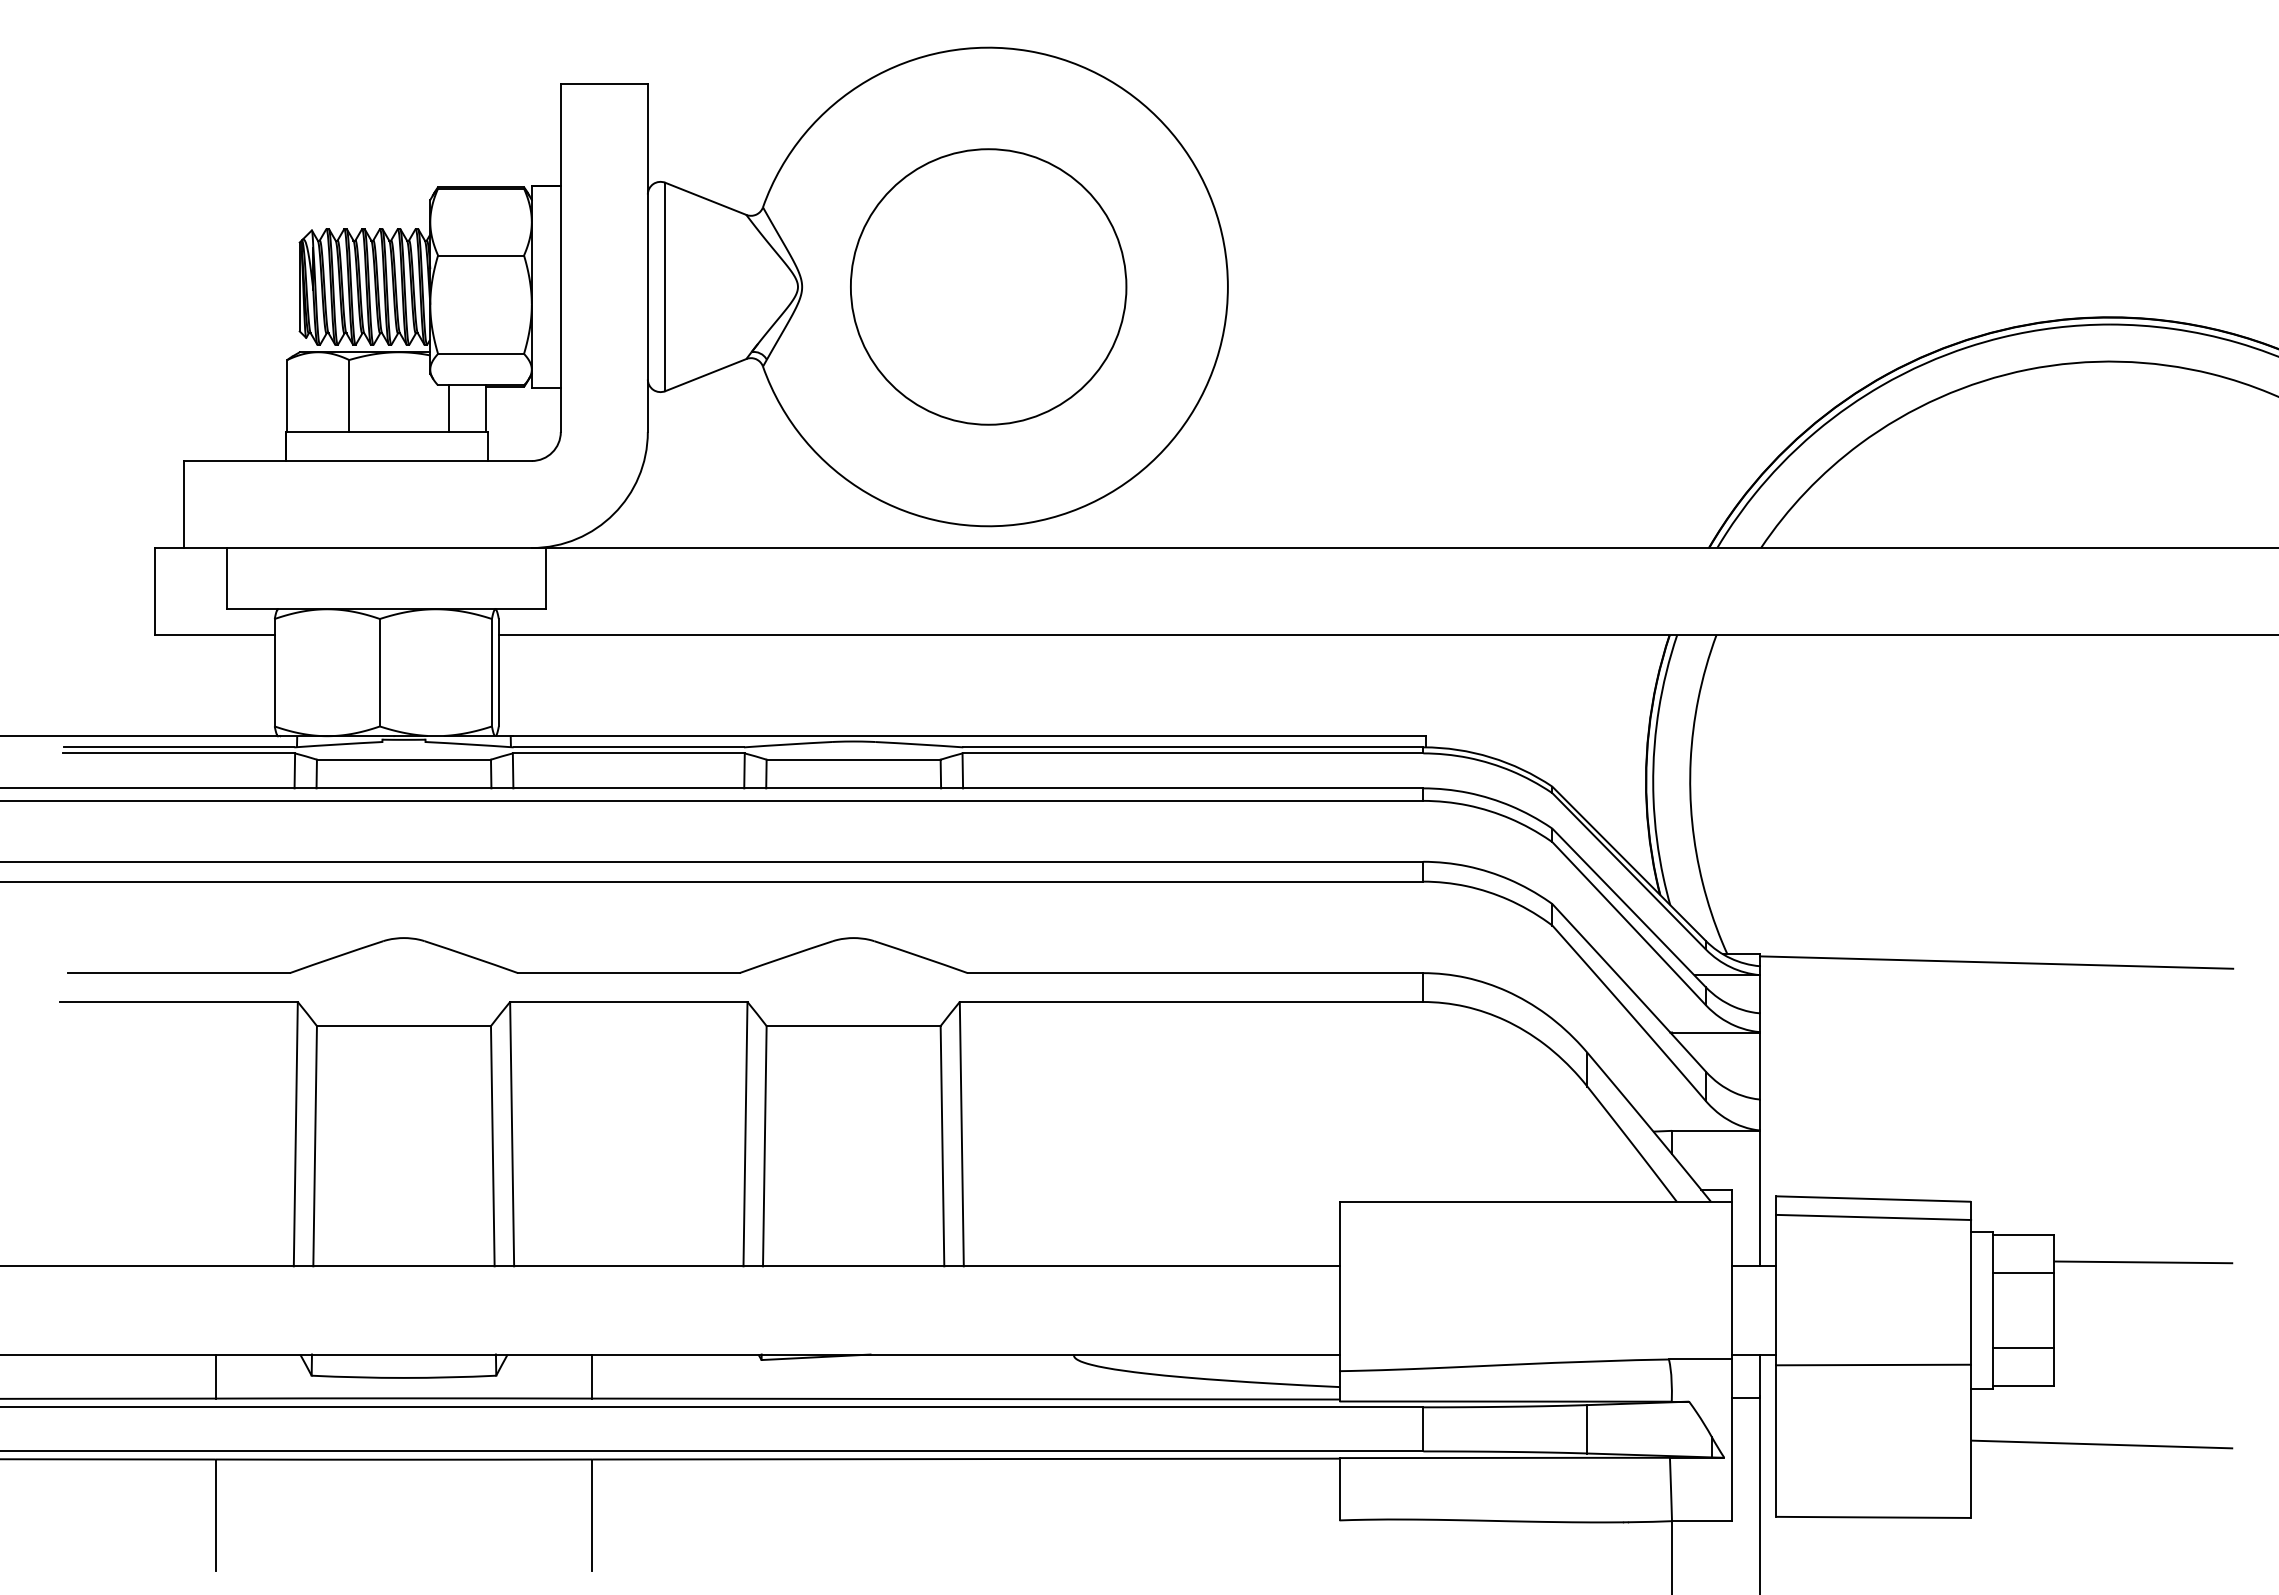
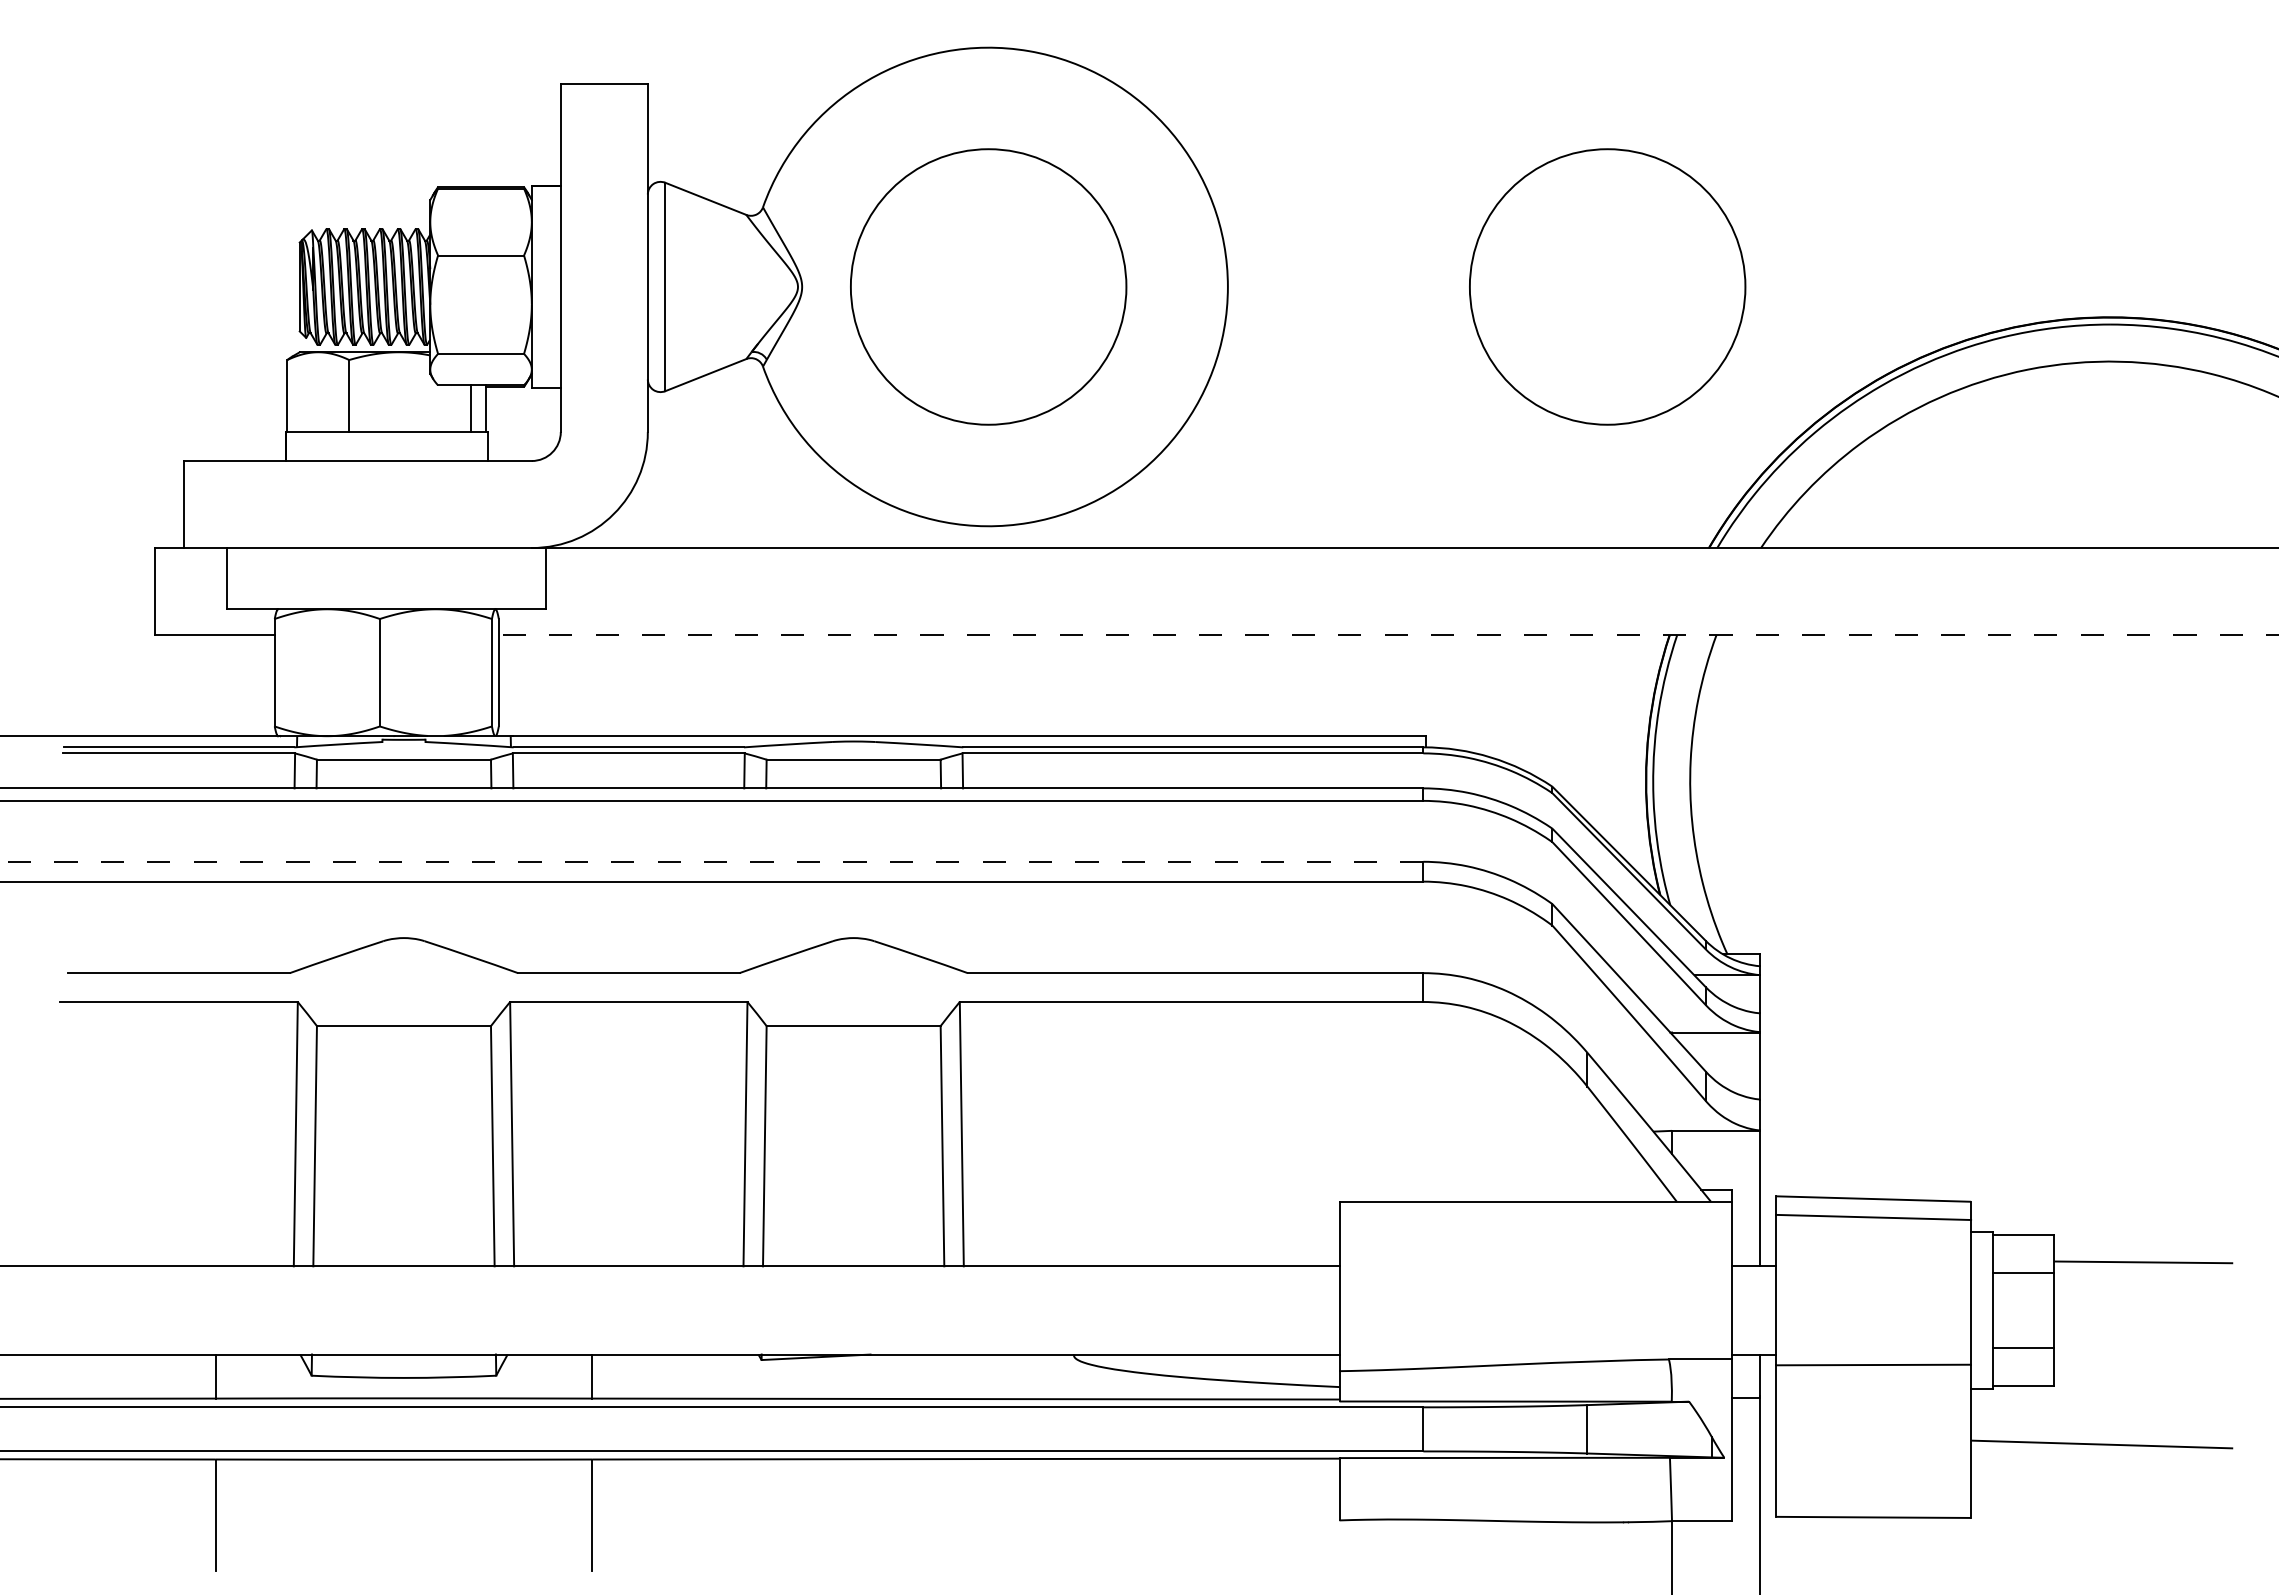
circle: none -> present (1607, 286)
line position: (448, 408) -> (470, 408) (470, 408)
line: solid -> dashed (1388, 635)
line: solid -> dashed (711, 861)
line: present -> none (1996, 962)
